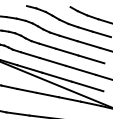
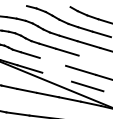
line: present -> none (91, 59)
line: present -> none (52, 61)
line: present -> none (56, 76)
